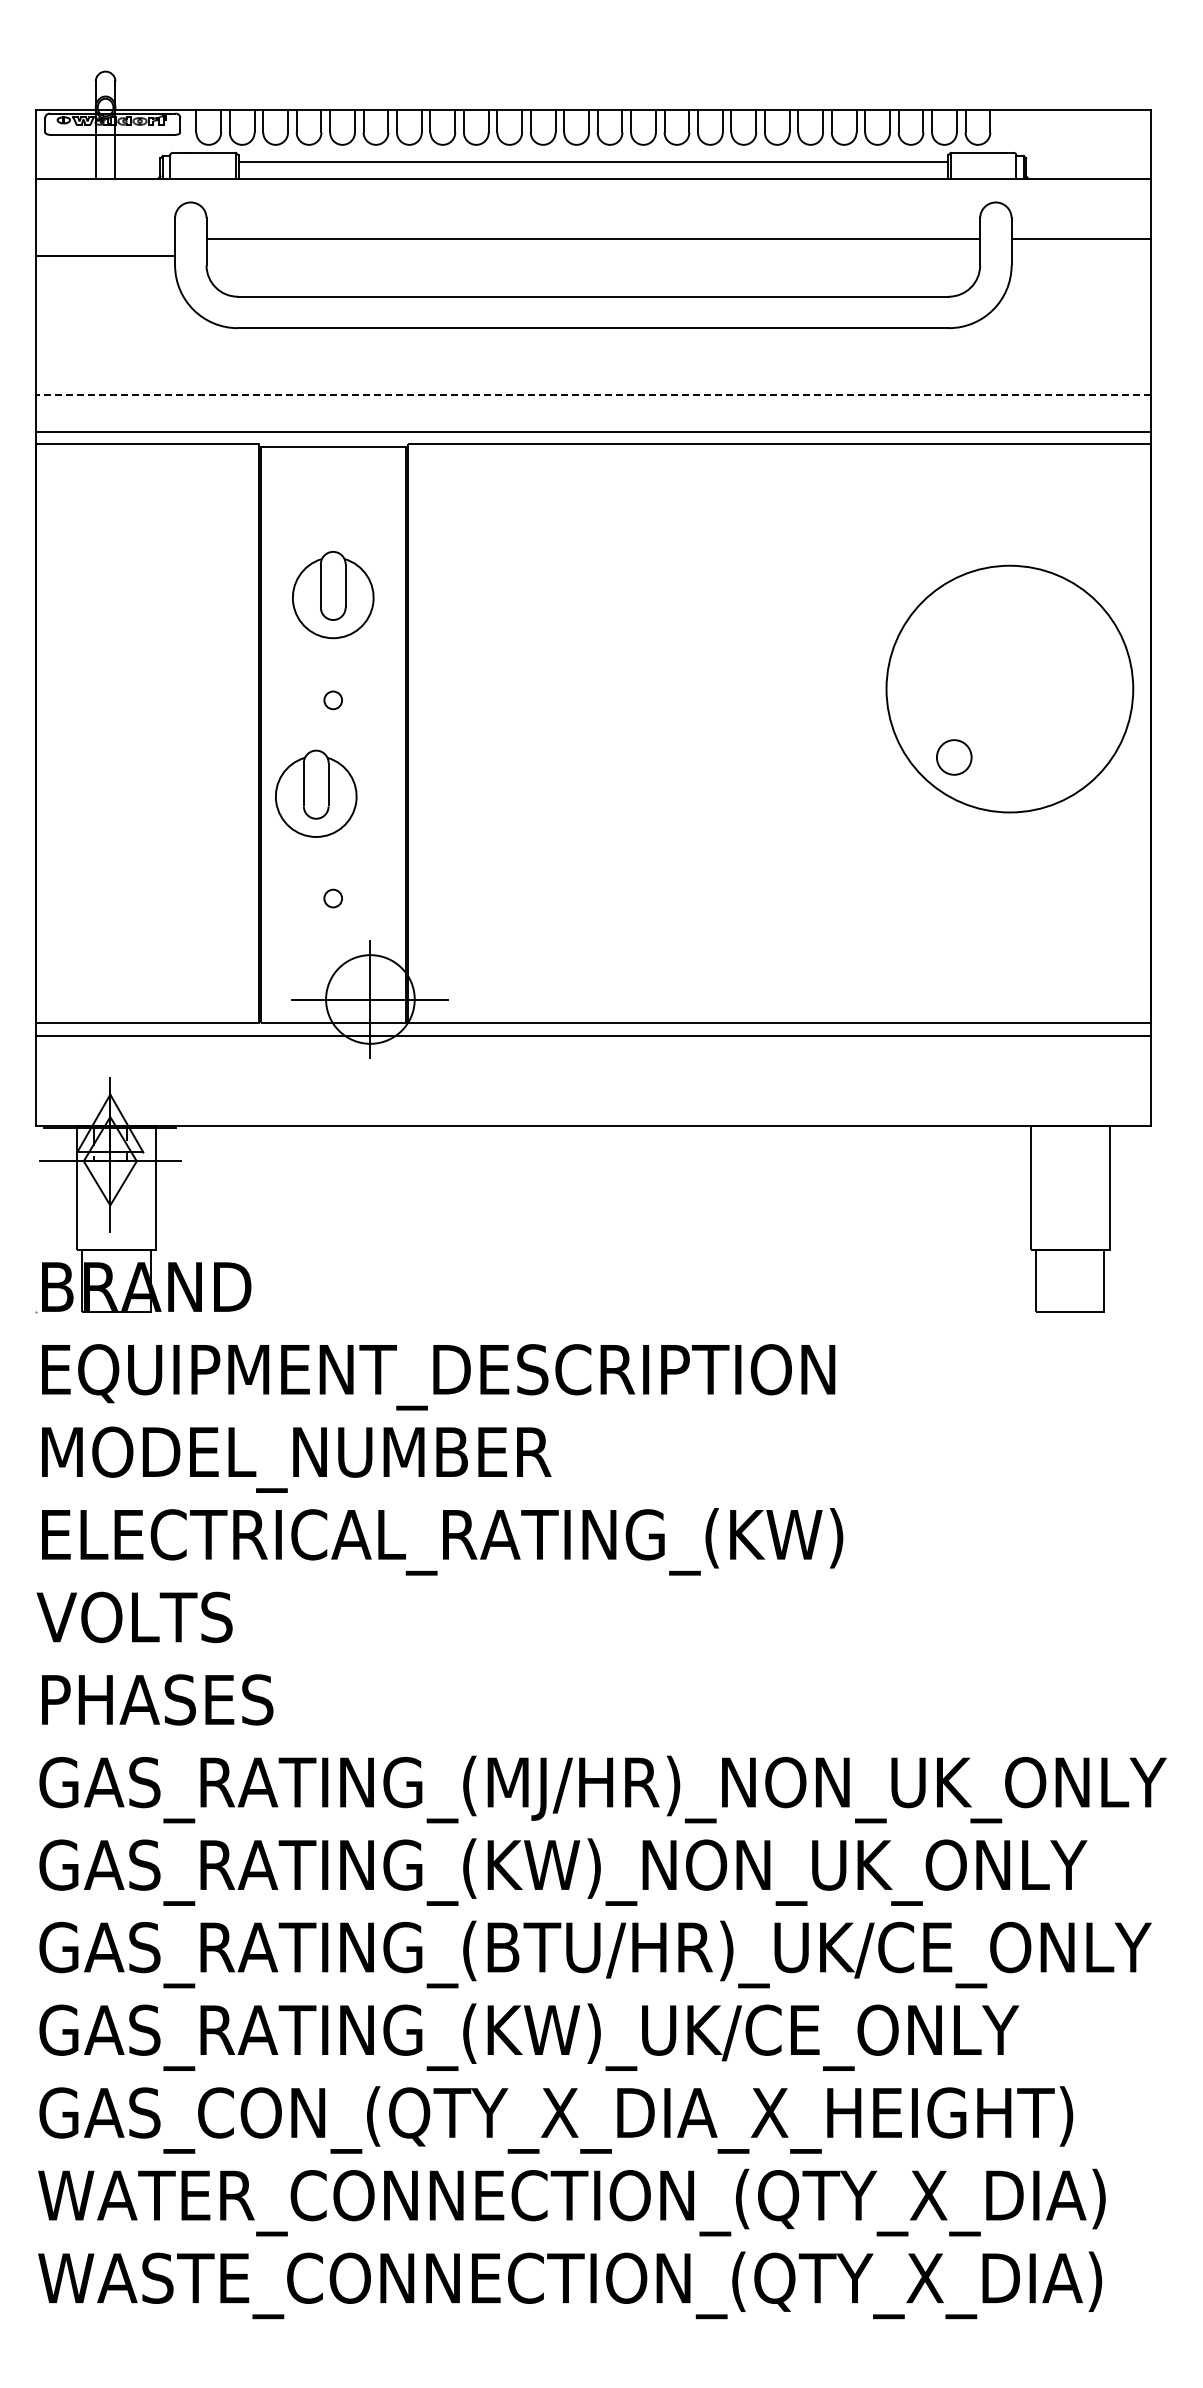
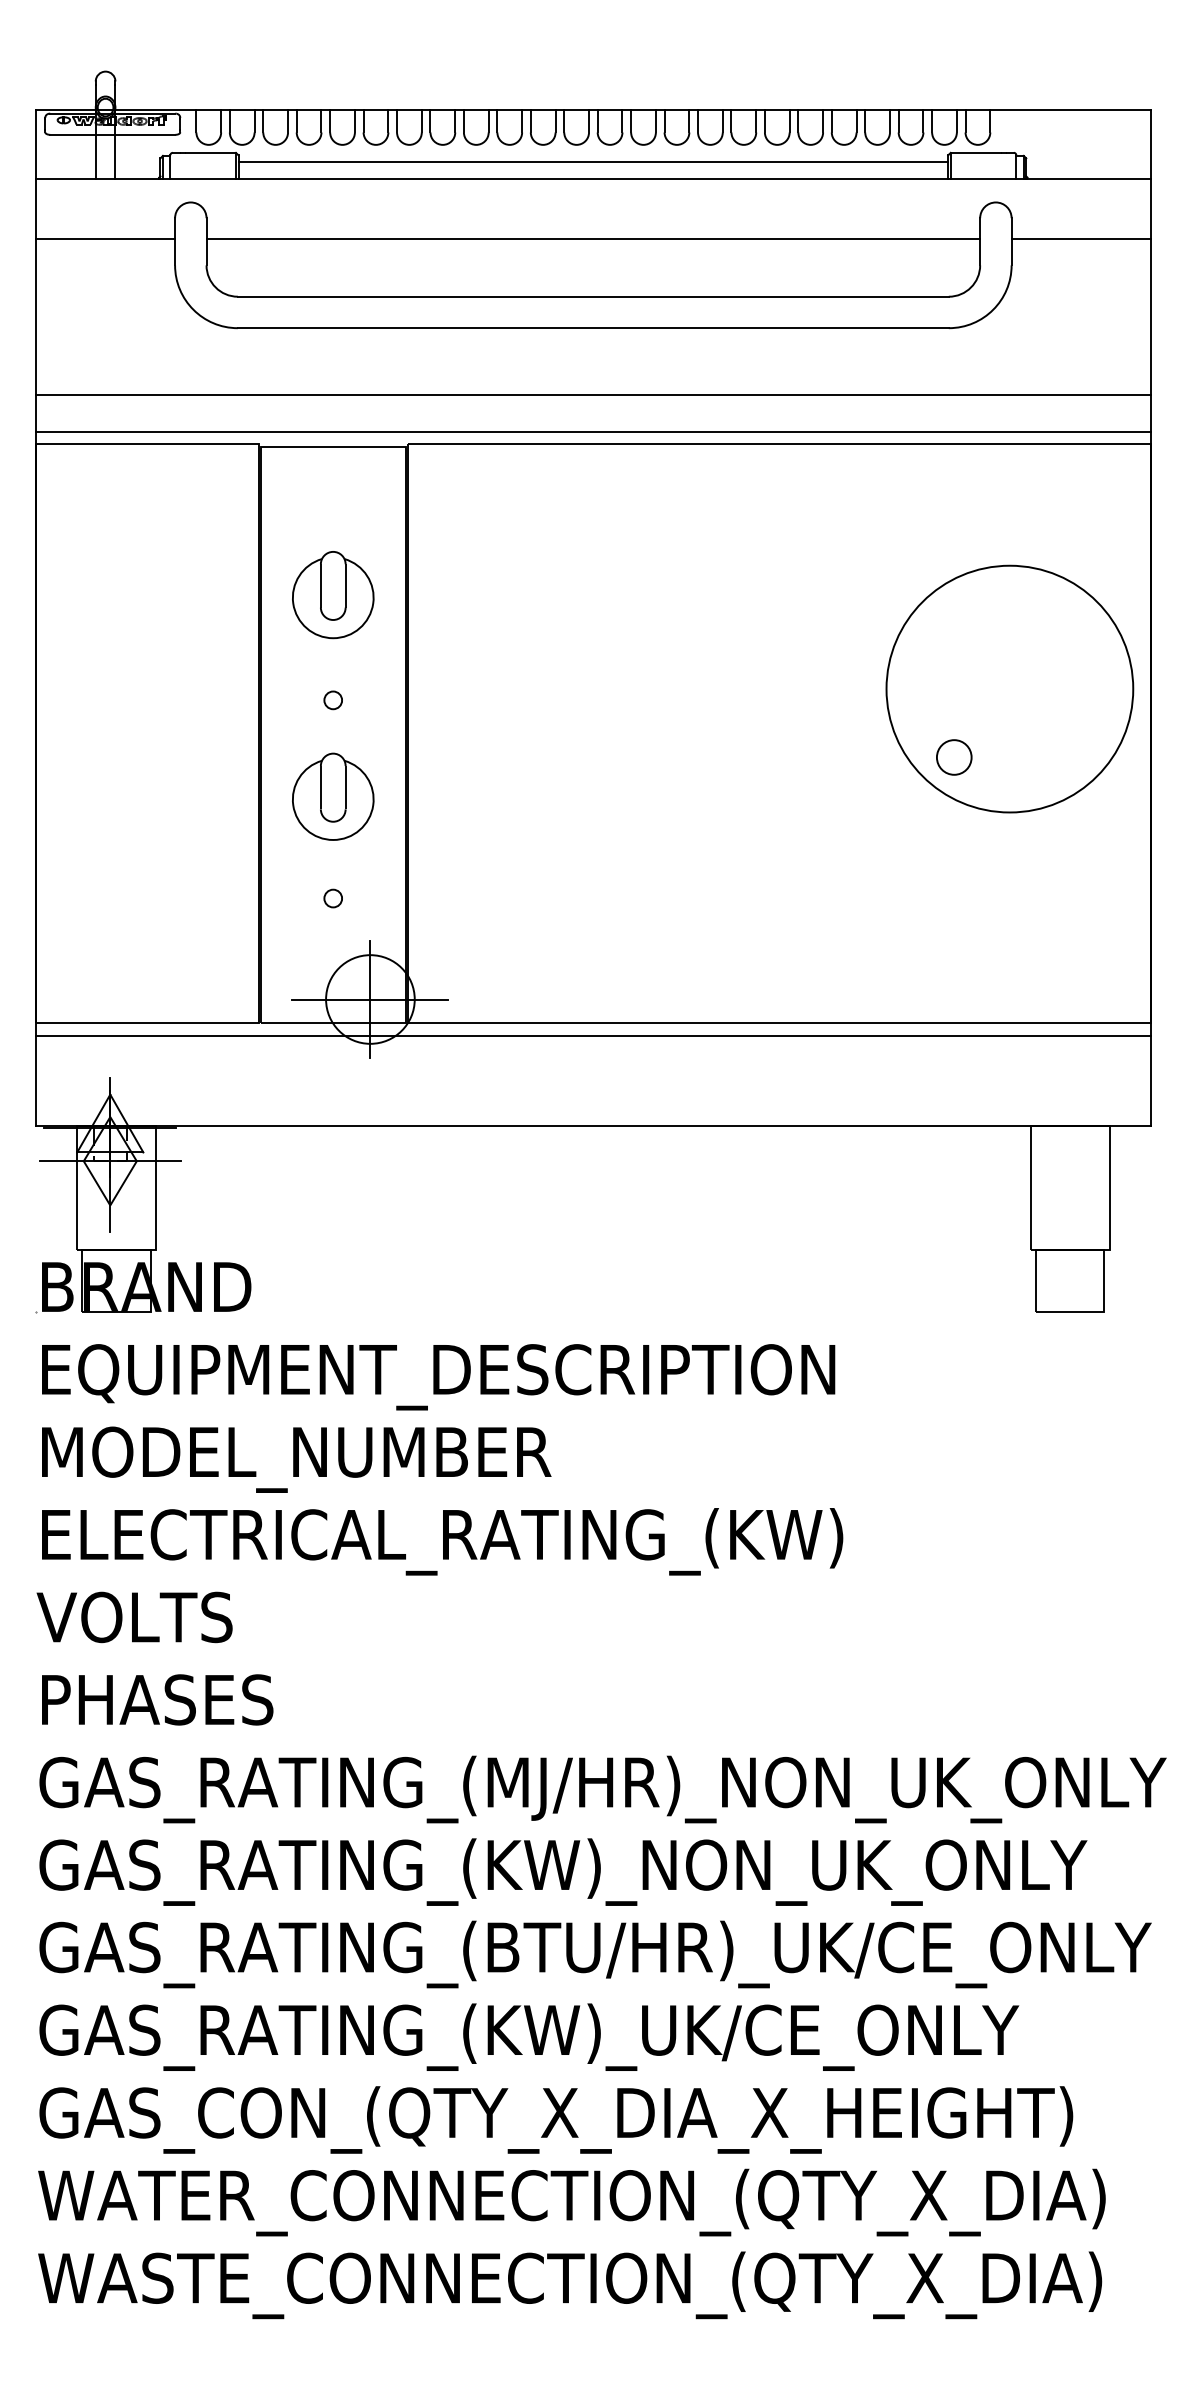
line position: (105, 256) -> (105, 239) (105, 239)
line: dashed -> solid (592, 395)
part position: (316, 793) -> (333, 796) (333, 796)
